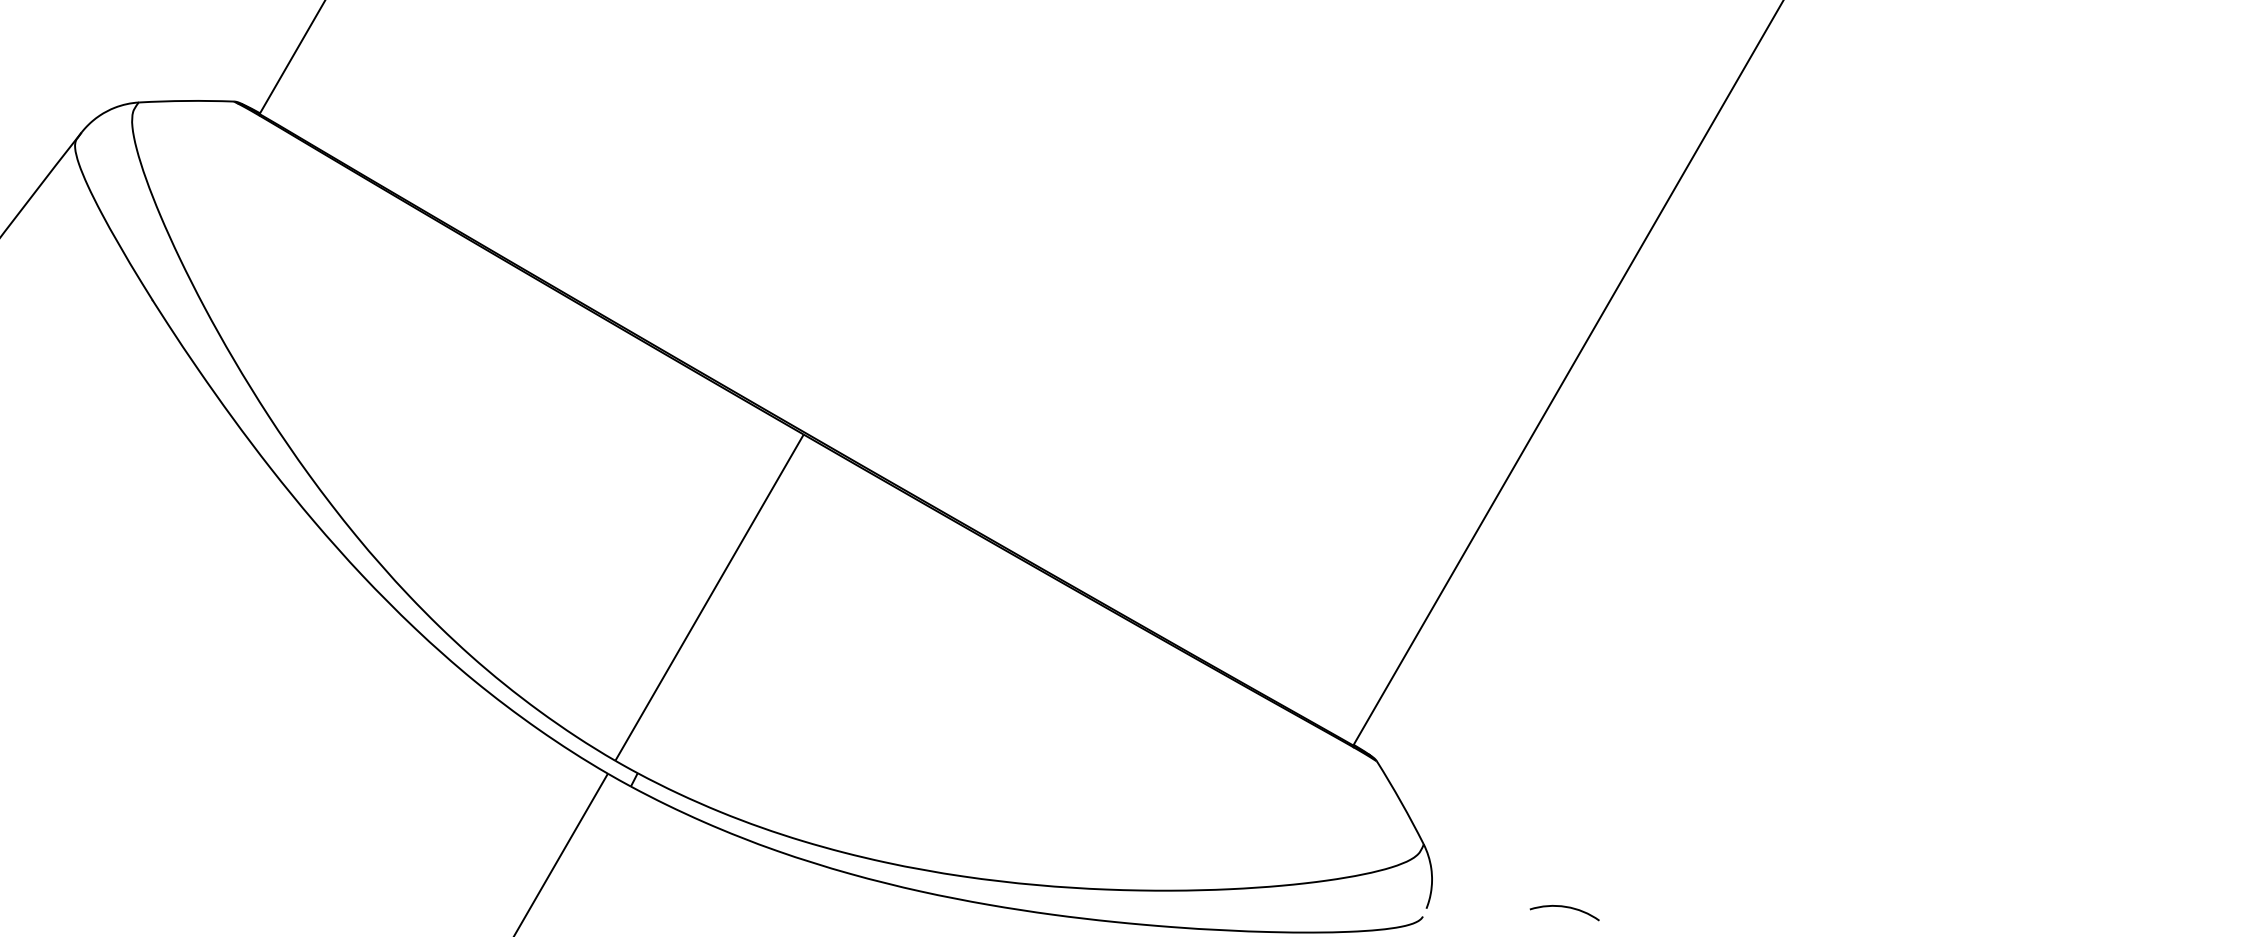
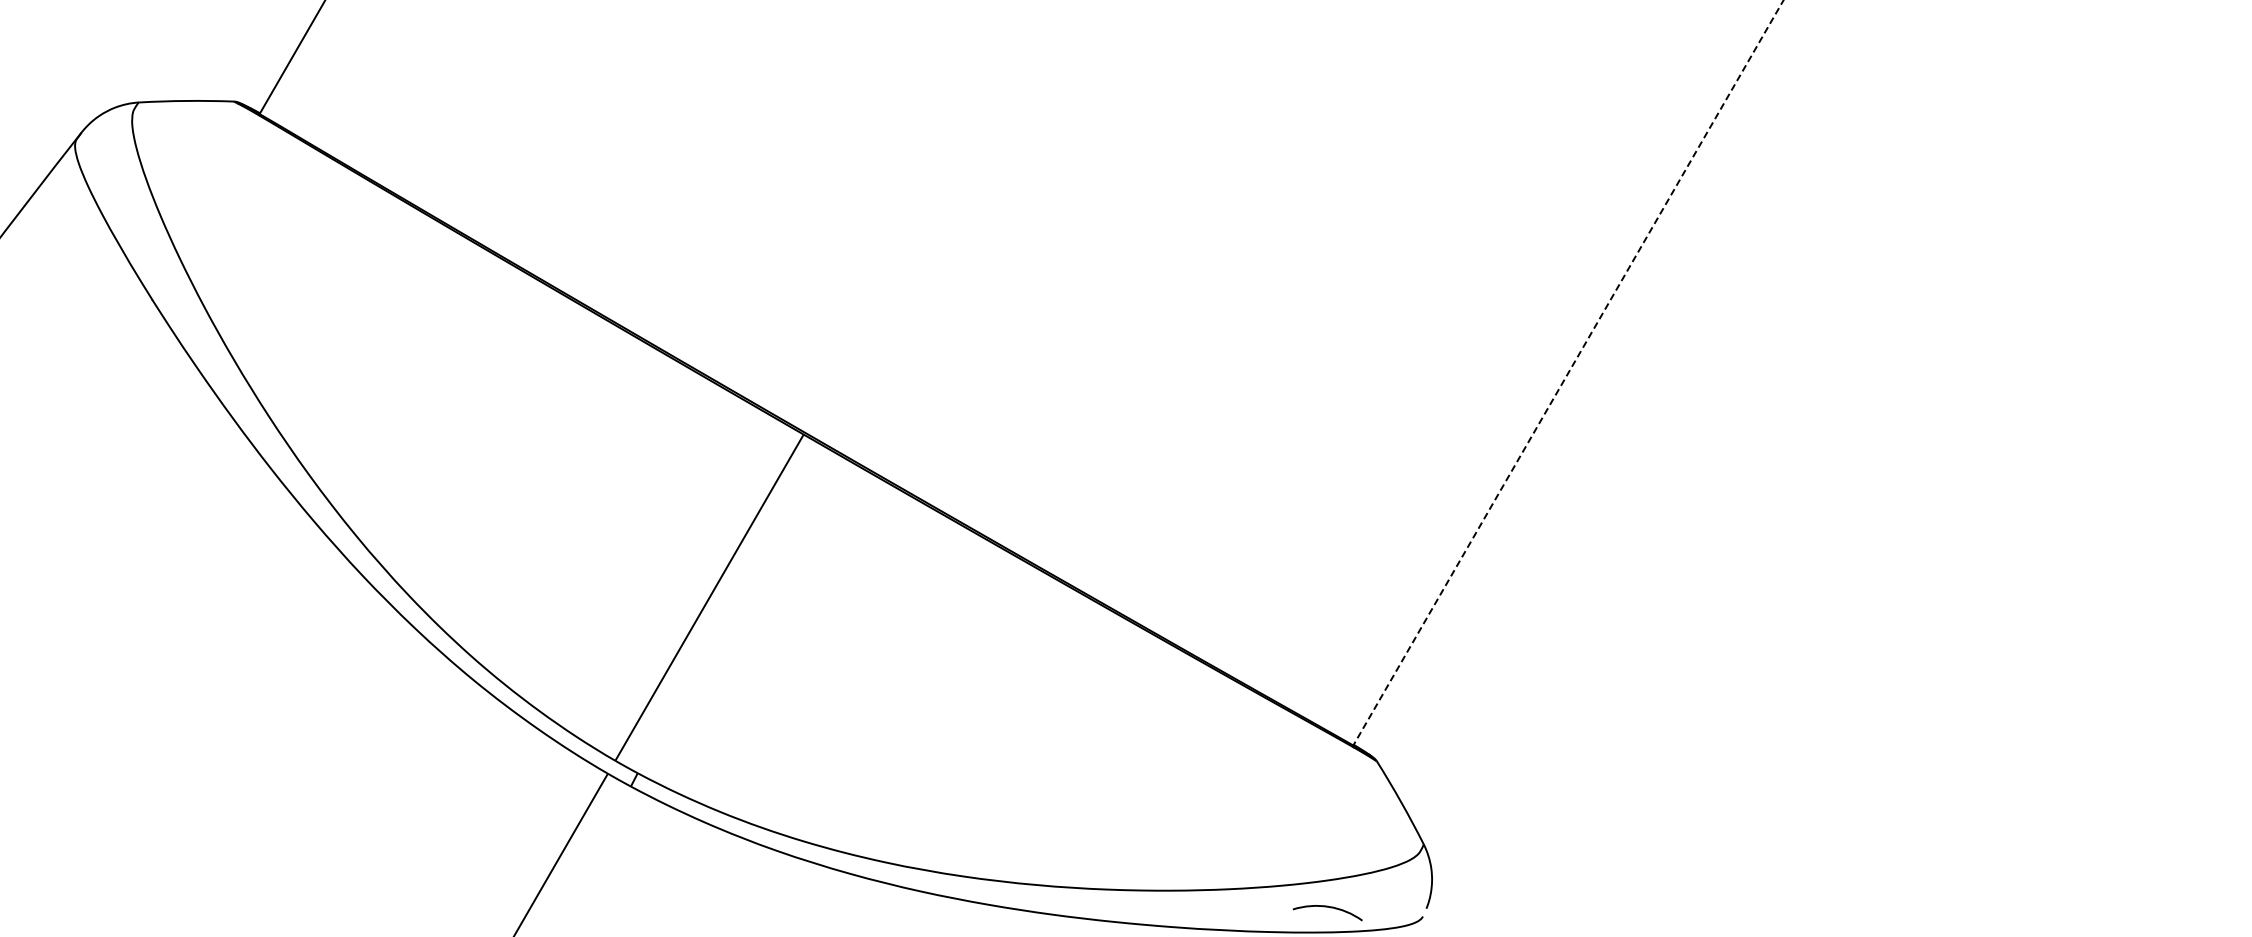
line: solid -> dashed (1568, 373)
arc position: (1567, 908) -> (1330, 908) (1330, 908)
